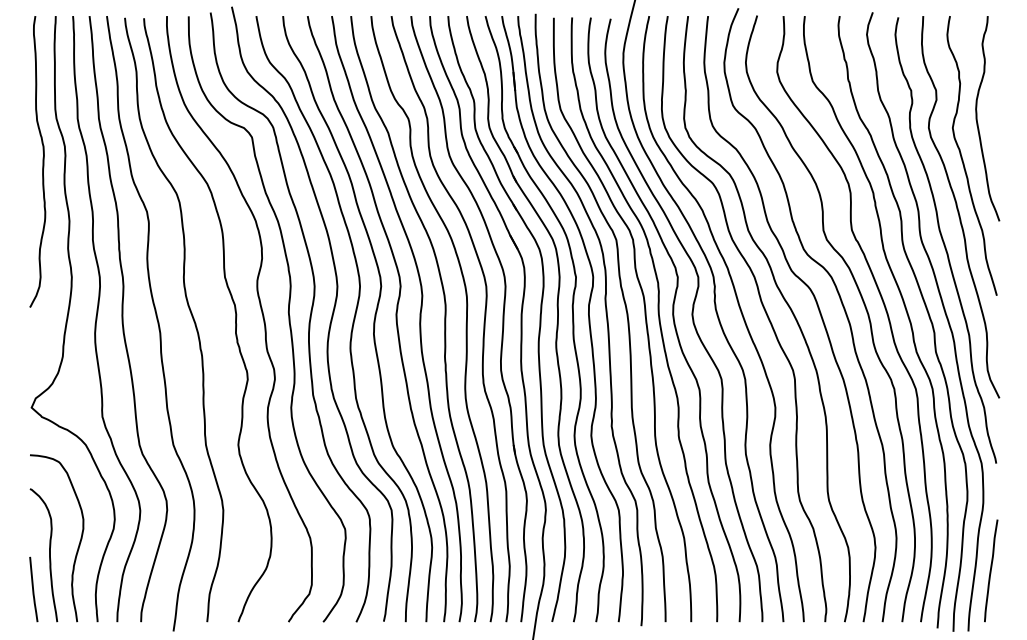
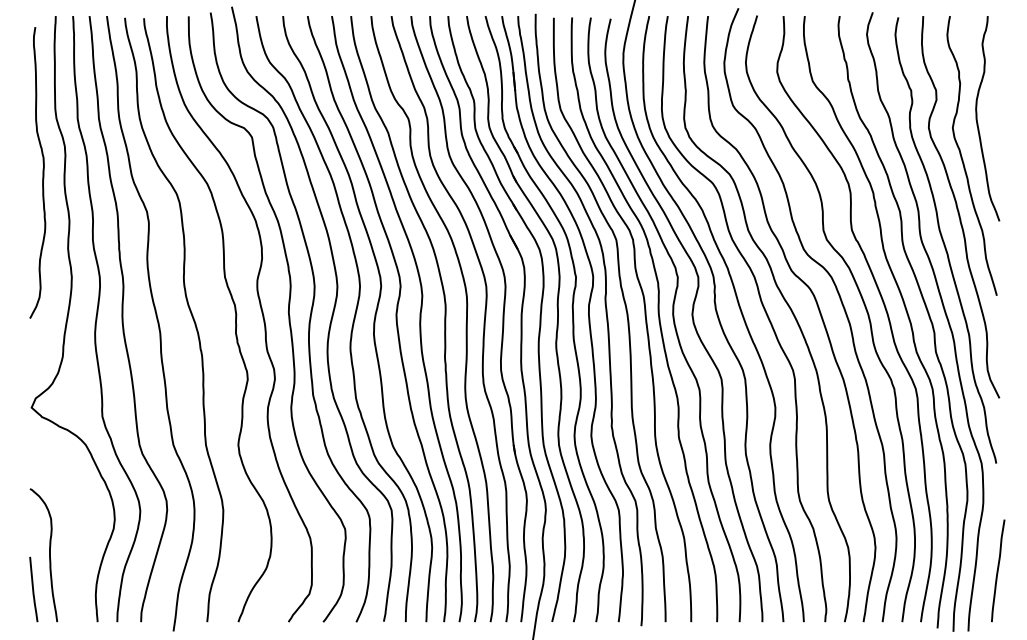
curve position: (42, 161) -> (42, 172) (42, 172)
curve: present -> none (78, 544)
line position: (991, 570) -> (998, 570) (998, 570)
